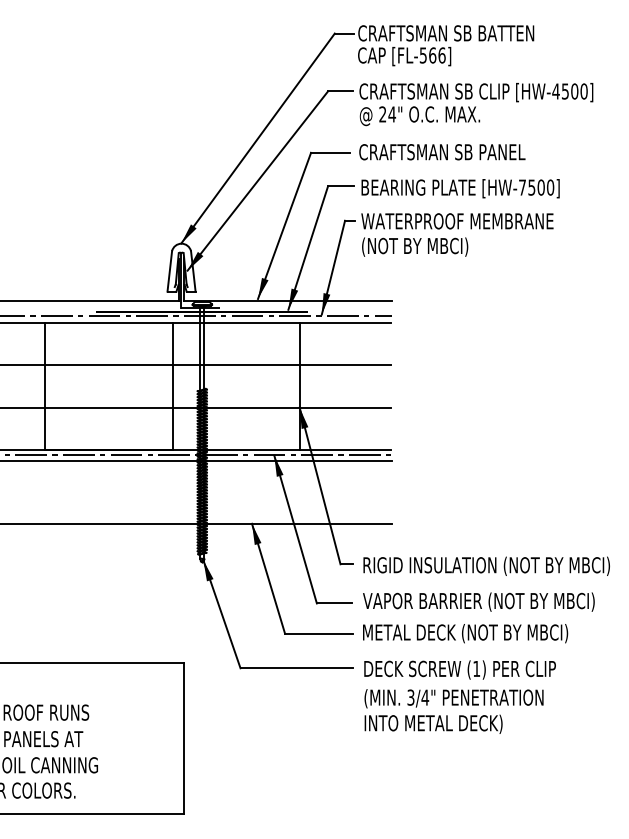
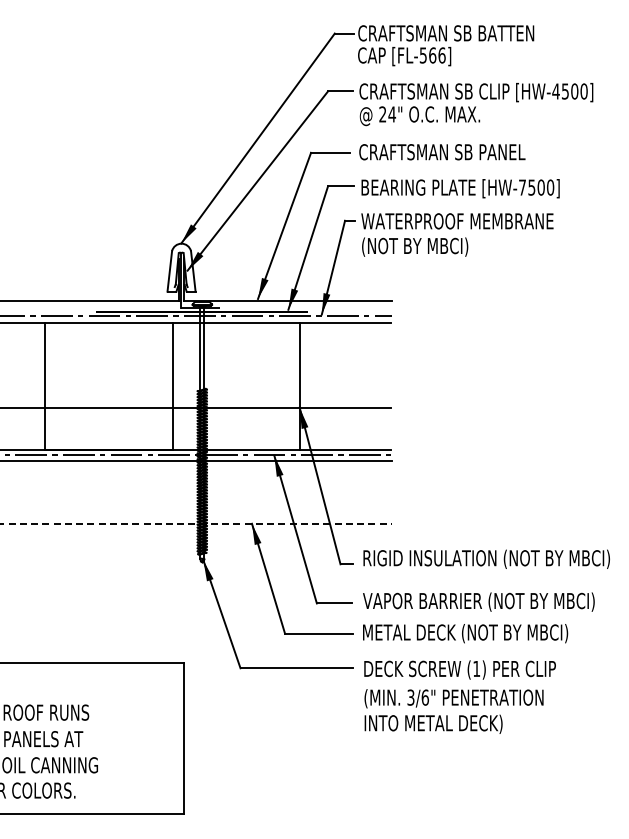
line: present -> none (196, 365)
line: solid -> dashed (196, 524)
text position: (486, 565) -> (486, 558) (486, 558)
text: 3/4" -> 3/6" (425, 697)
